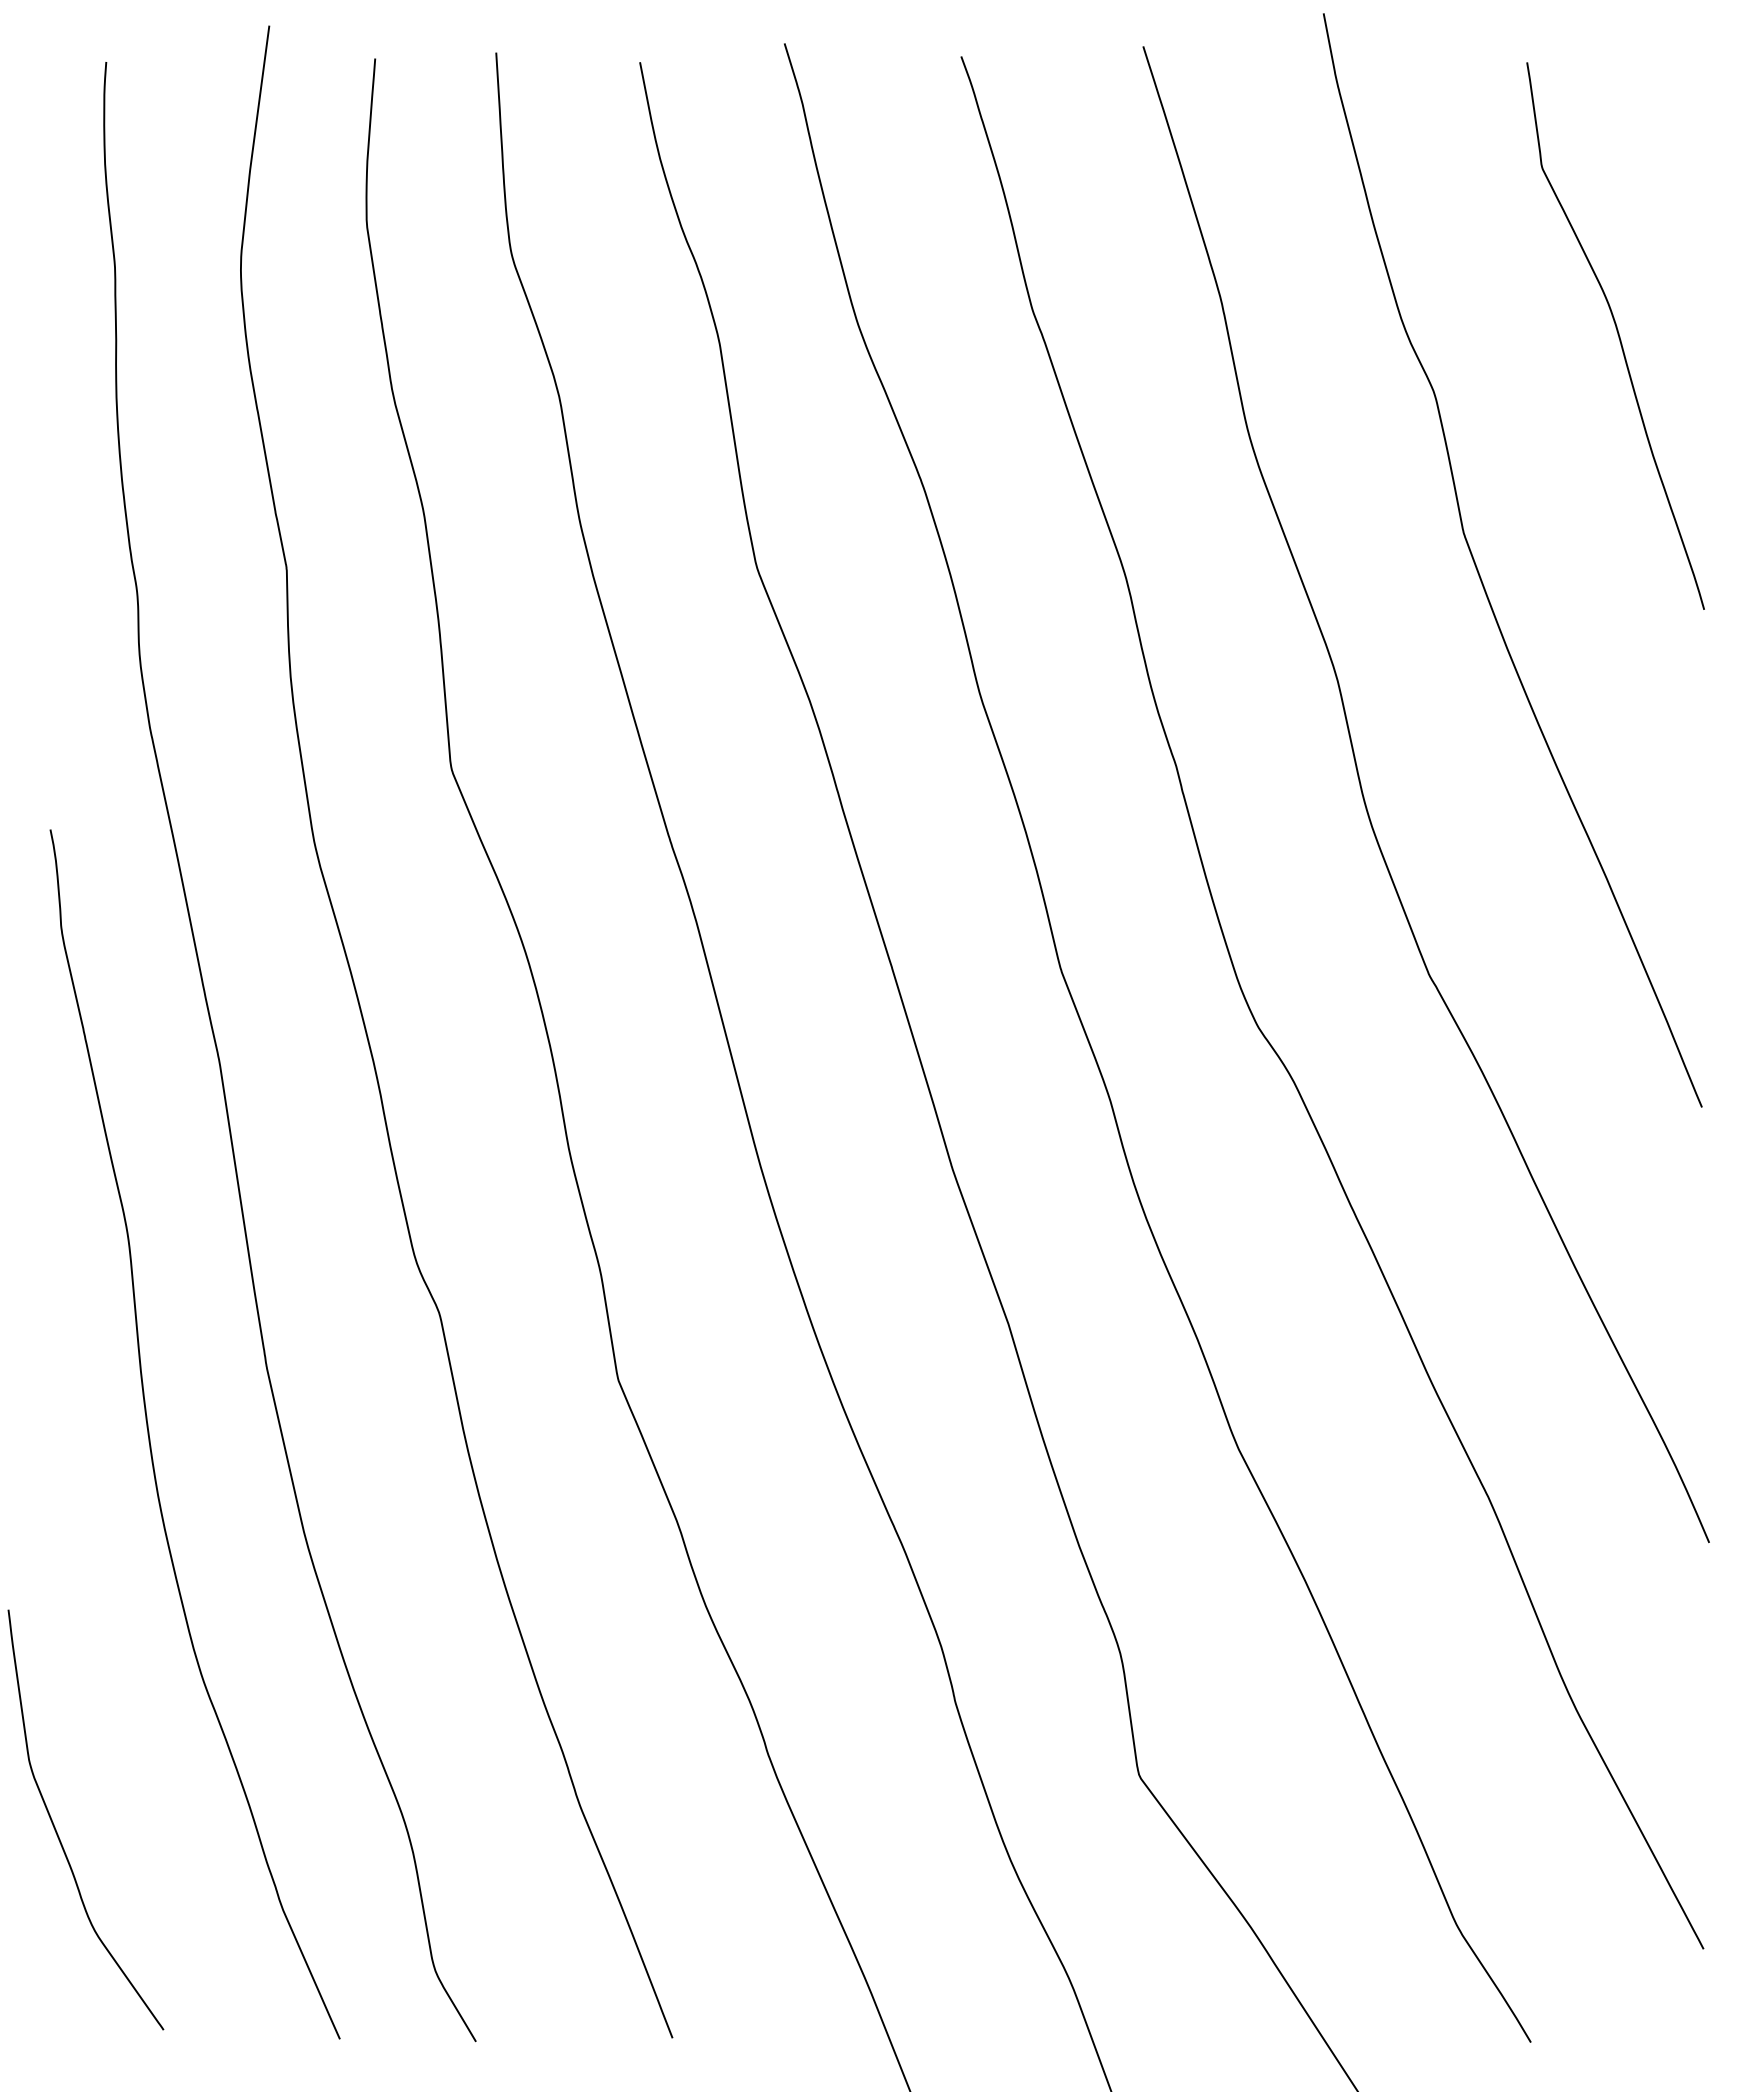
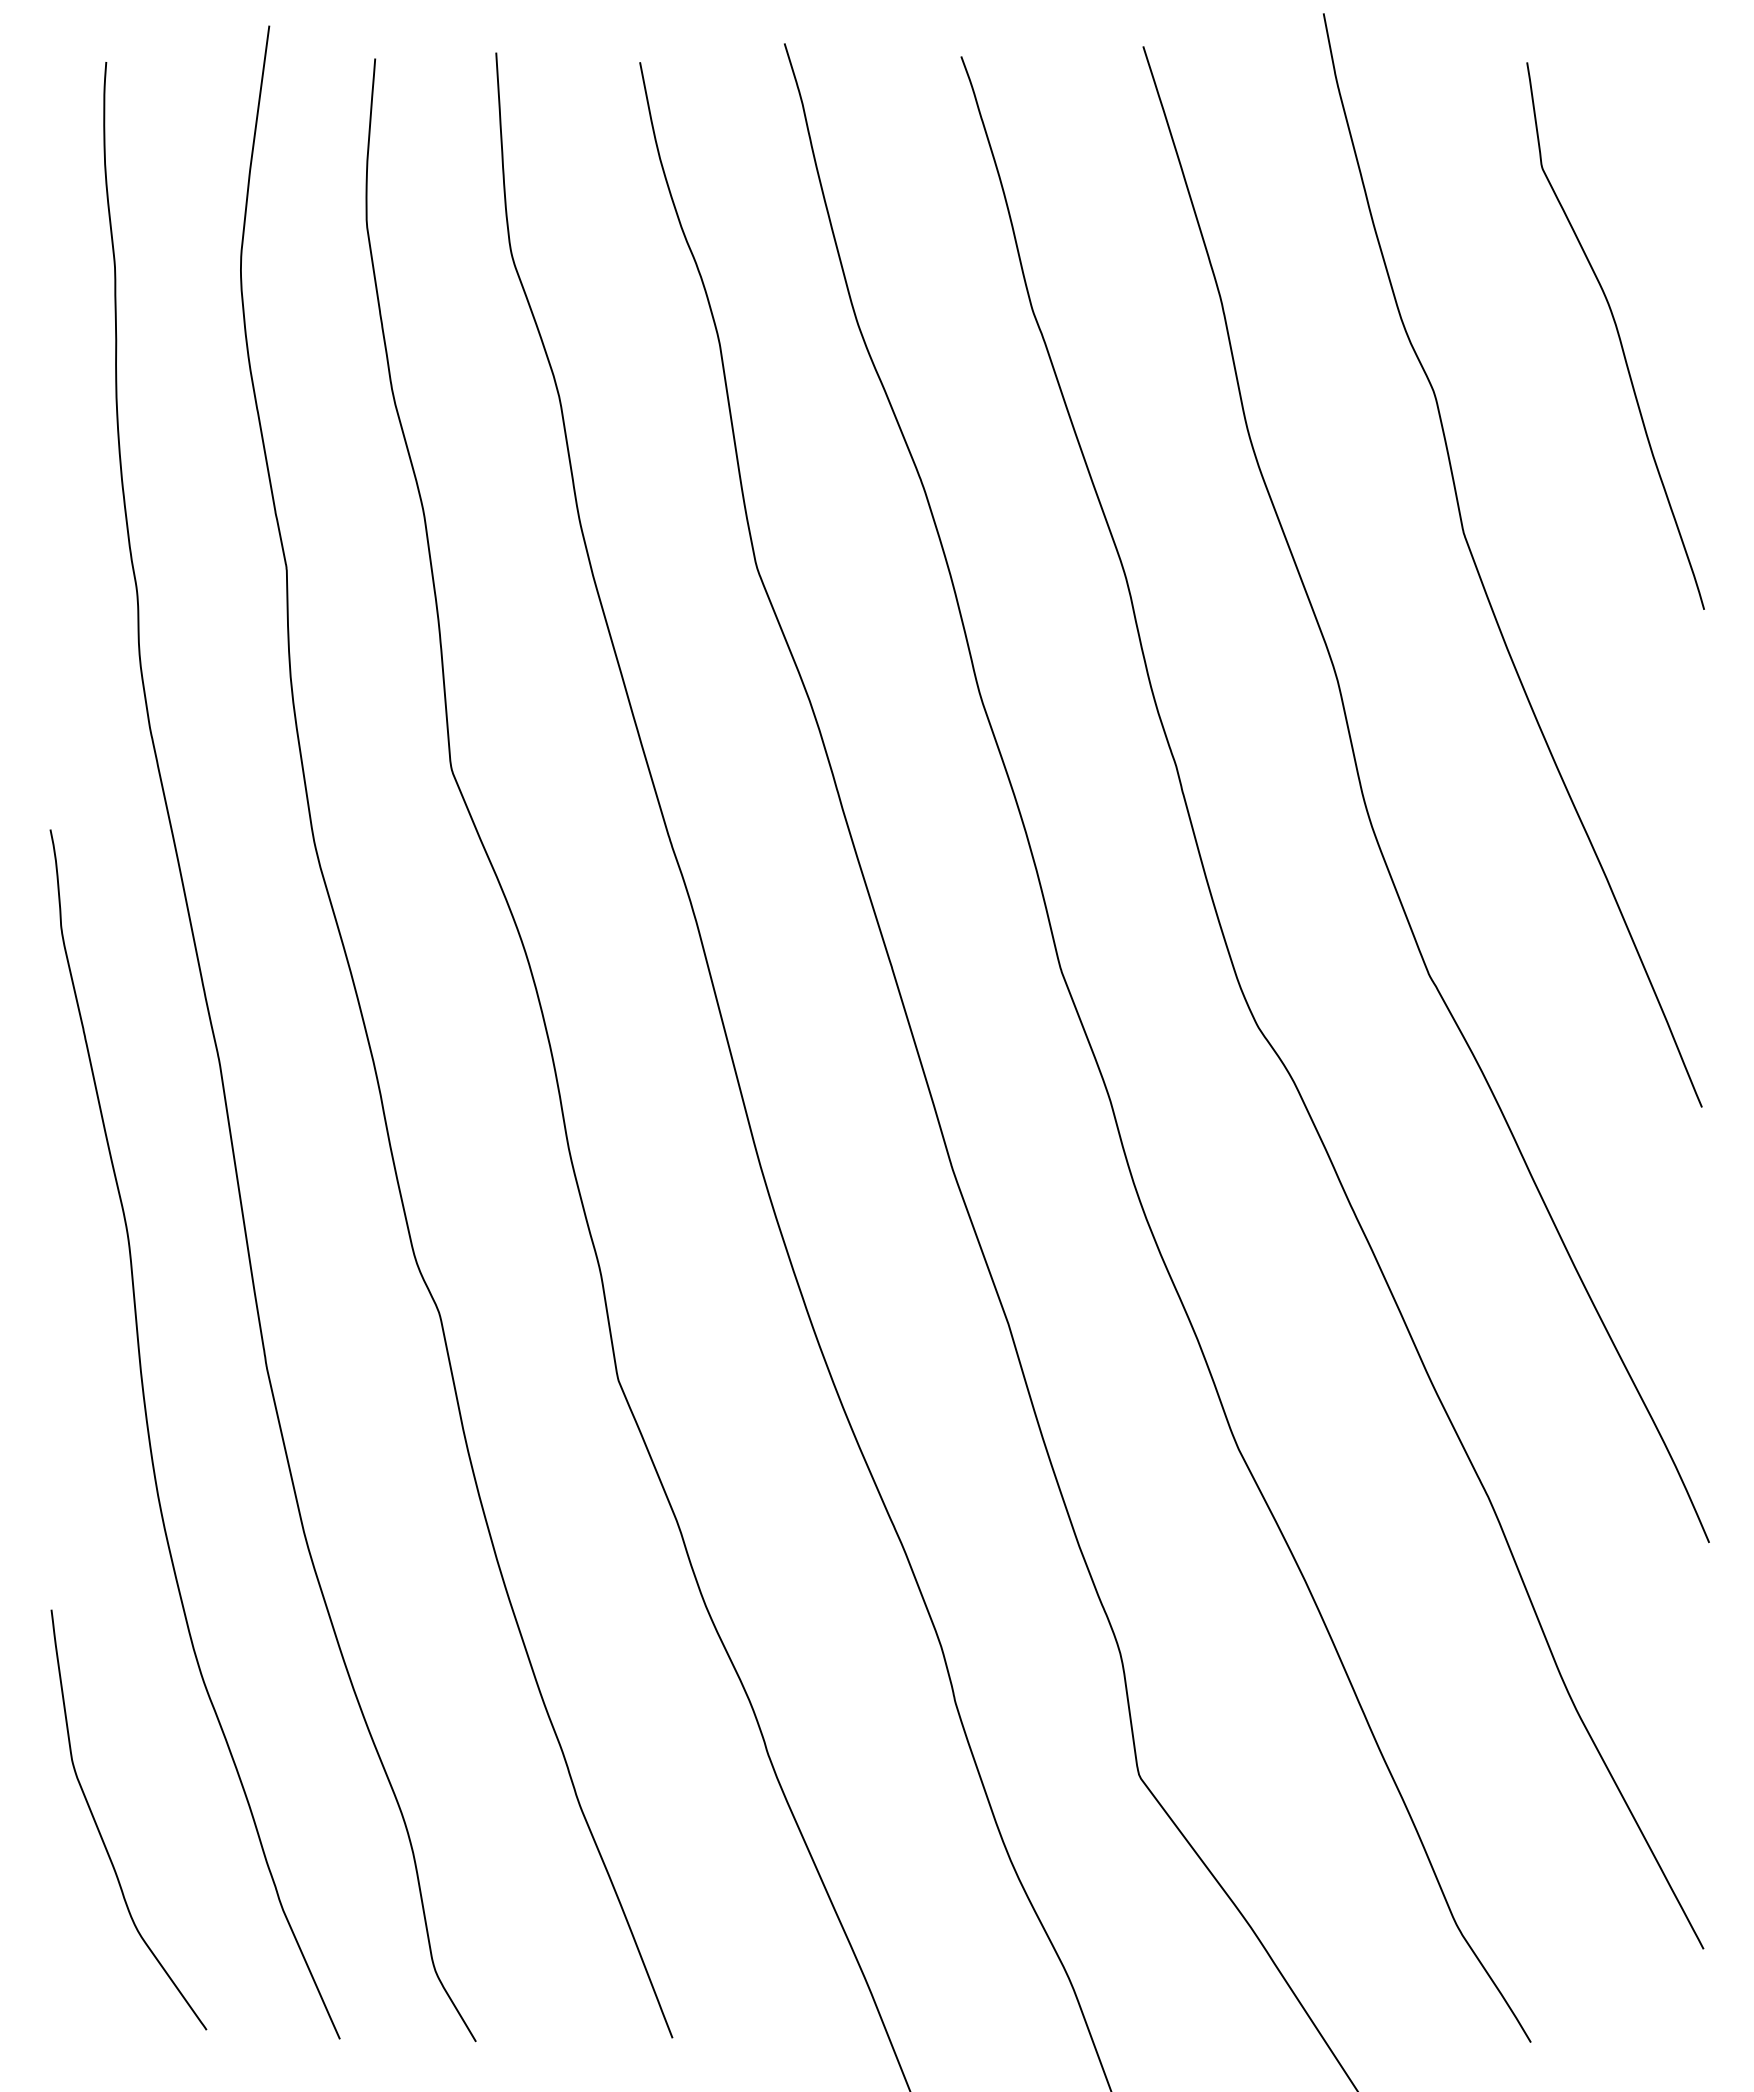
curve position: (57, 1831) -> (100, 1831) (100, 1831)
